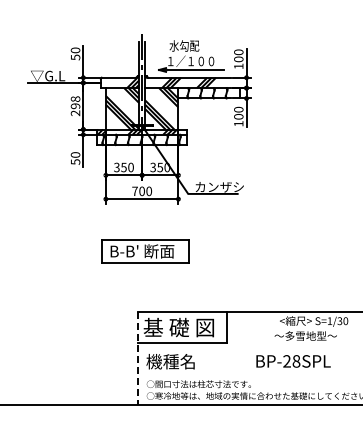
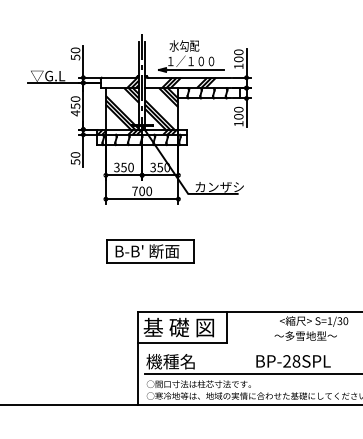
text: 298 -> 450 (75, 106)
part position: (145, 251) -> (150, 251) (150, 251)
line: dashed -> solid (138, 358)
line: none -> present (251, 374)
